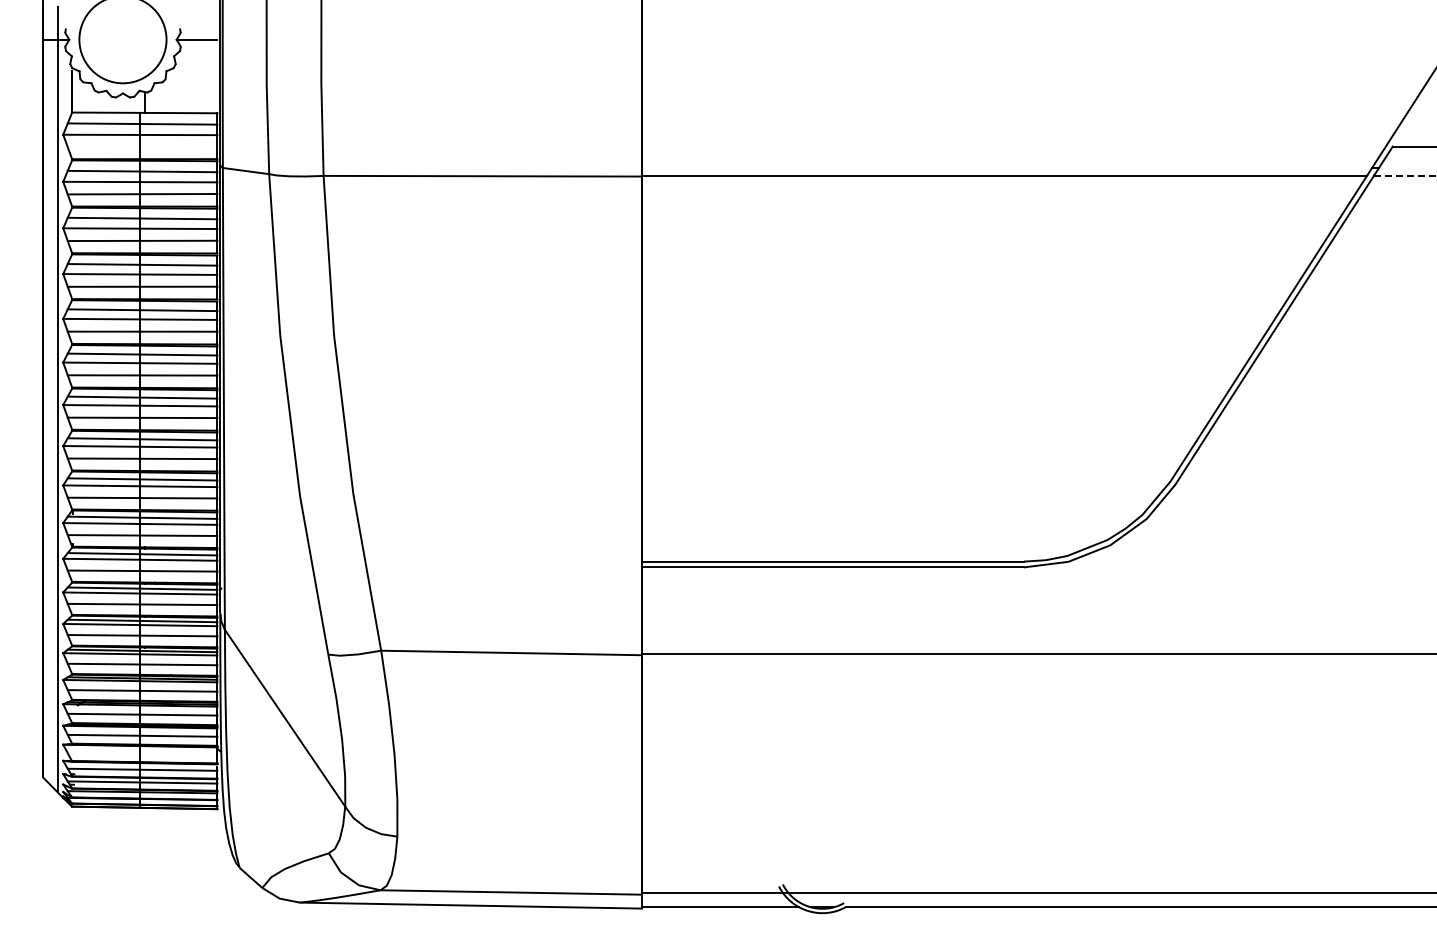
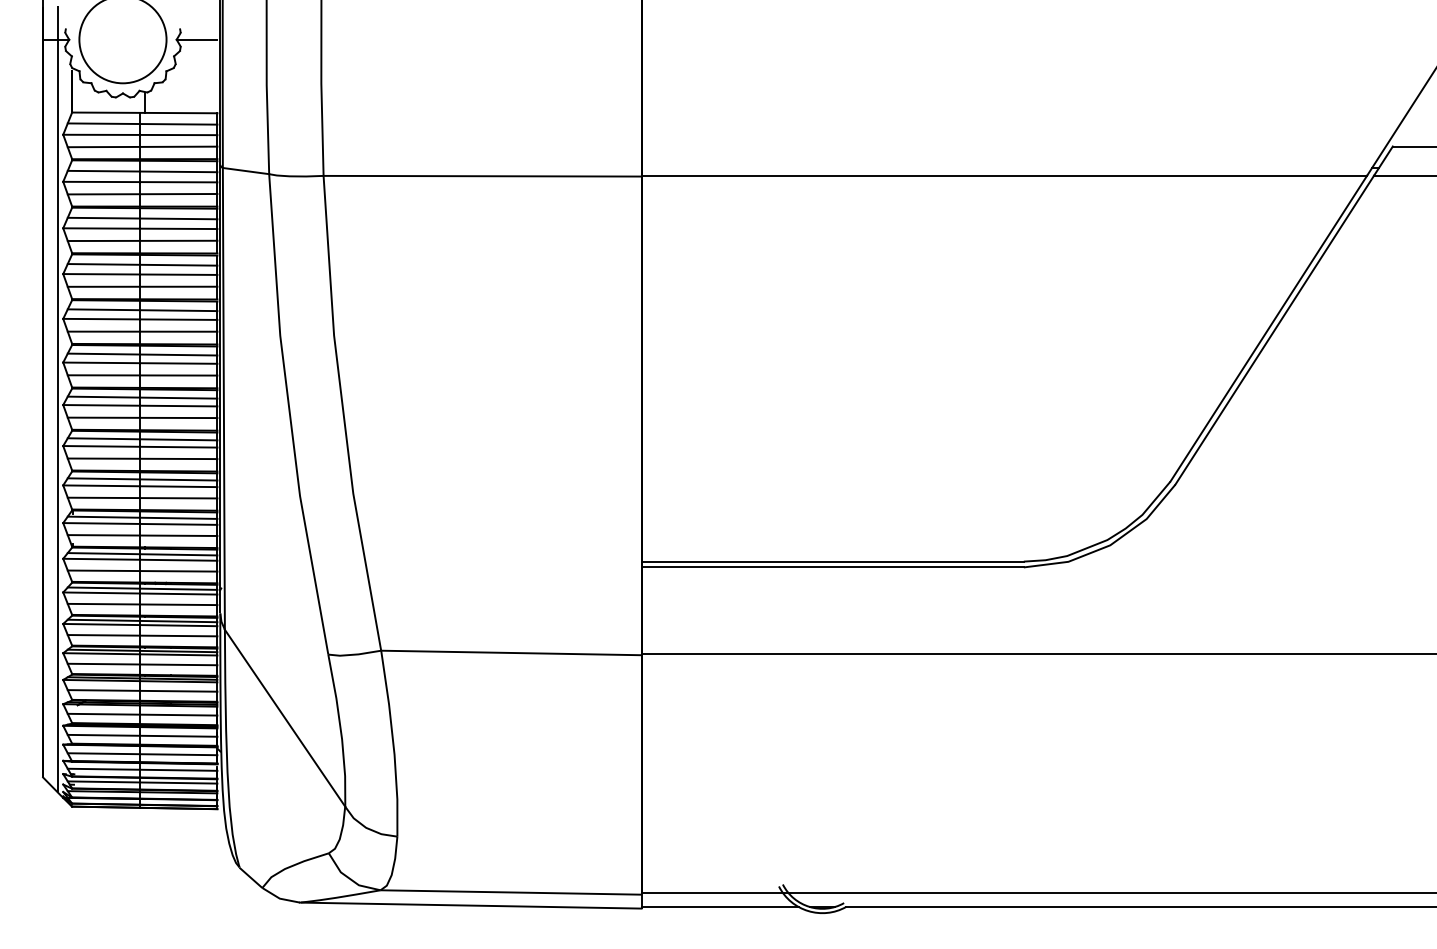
line: none -> present (142, 146)
line: dashed -> solid (1405, 175)
line: none -> present (142, 754)
